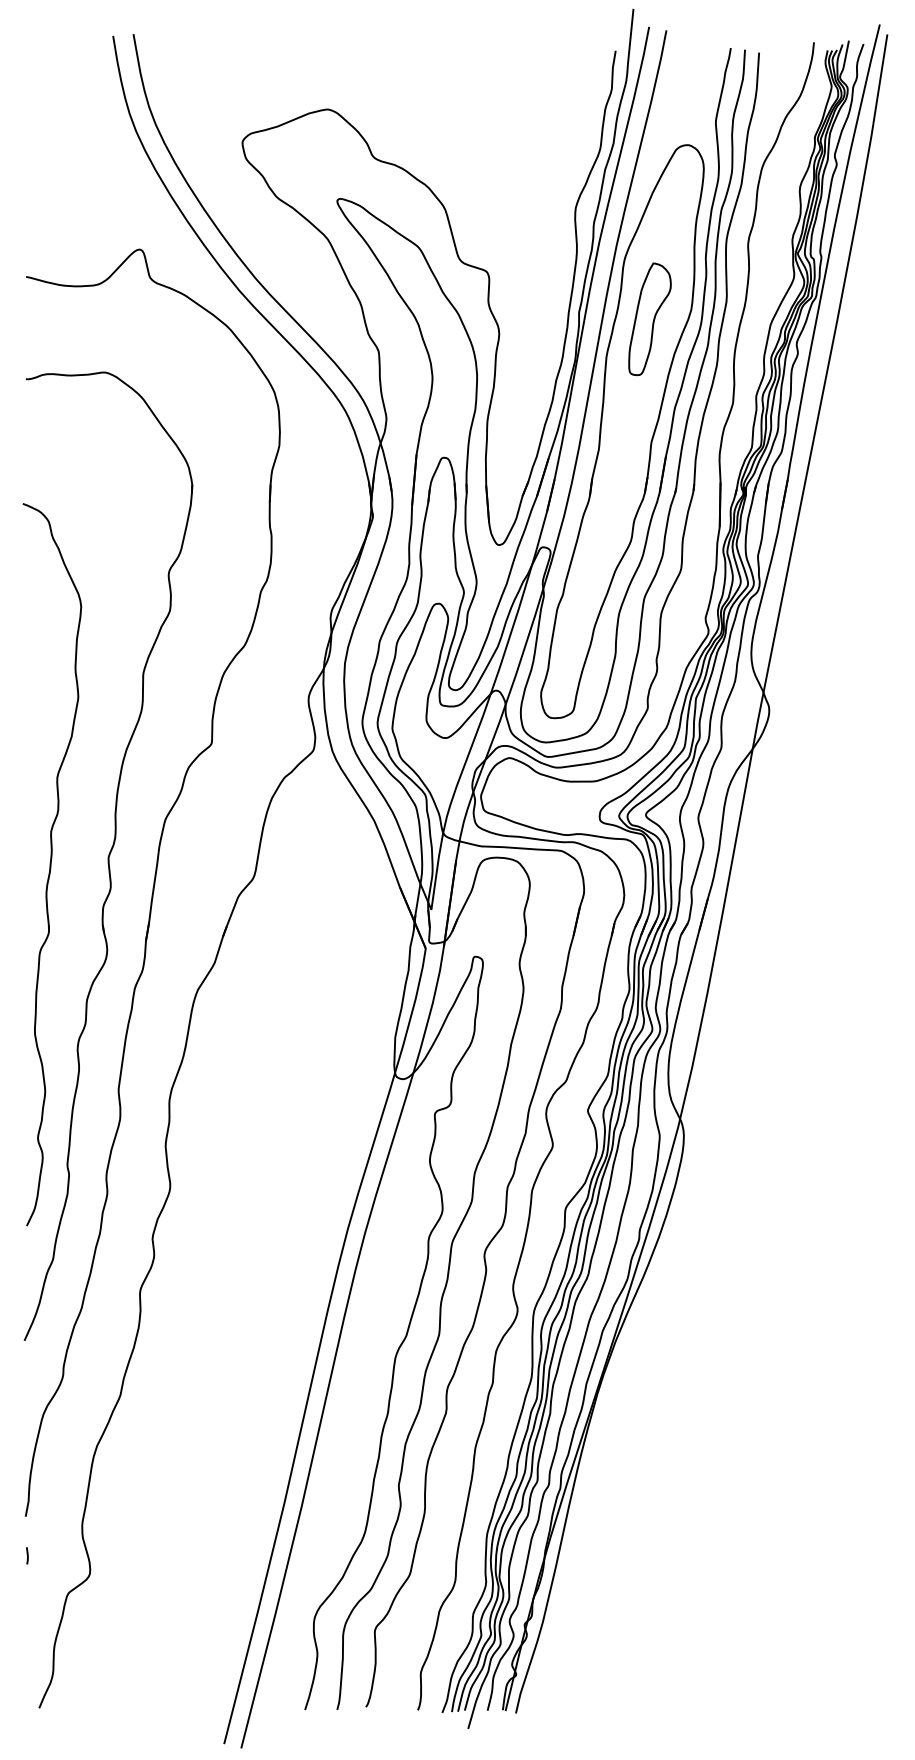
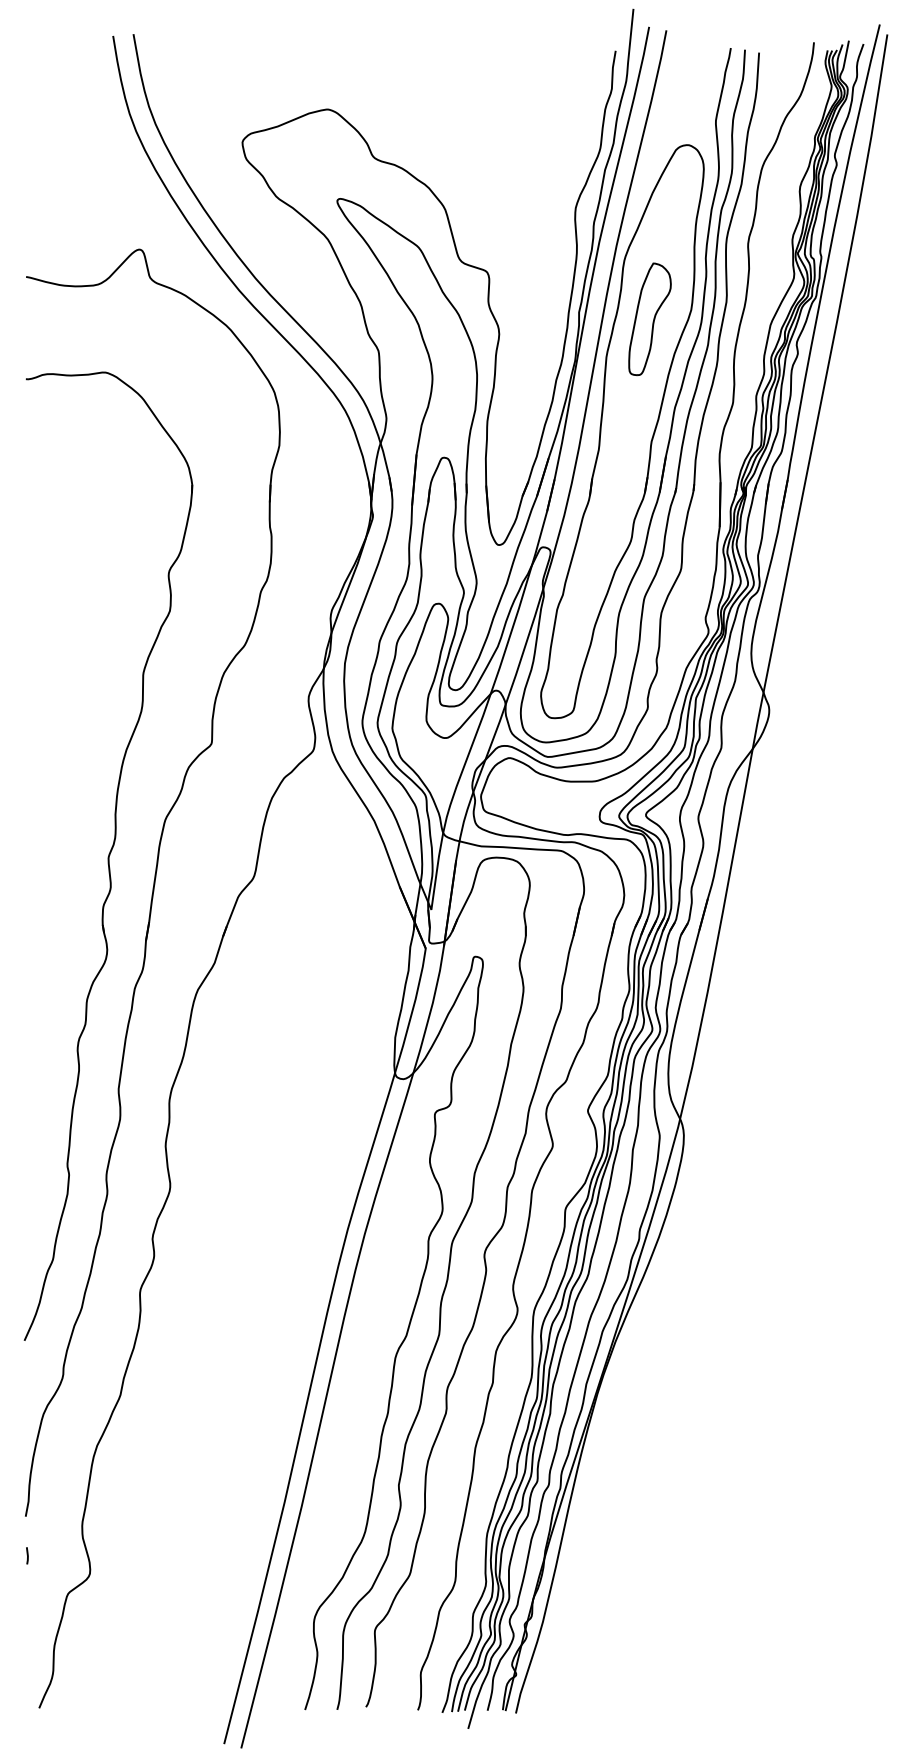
part: present -> none (52, 864)
